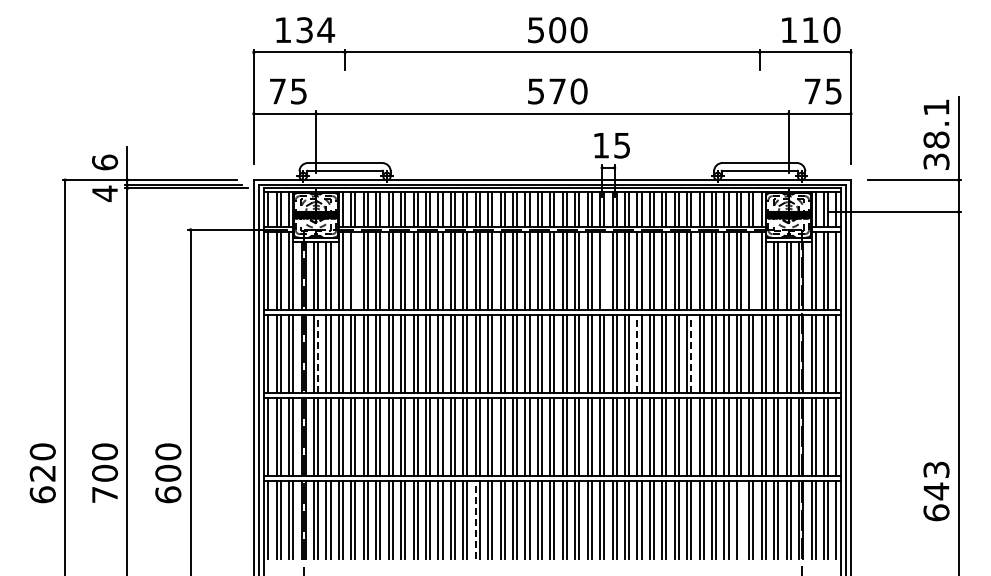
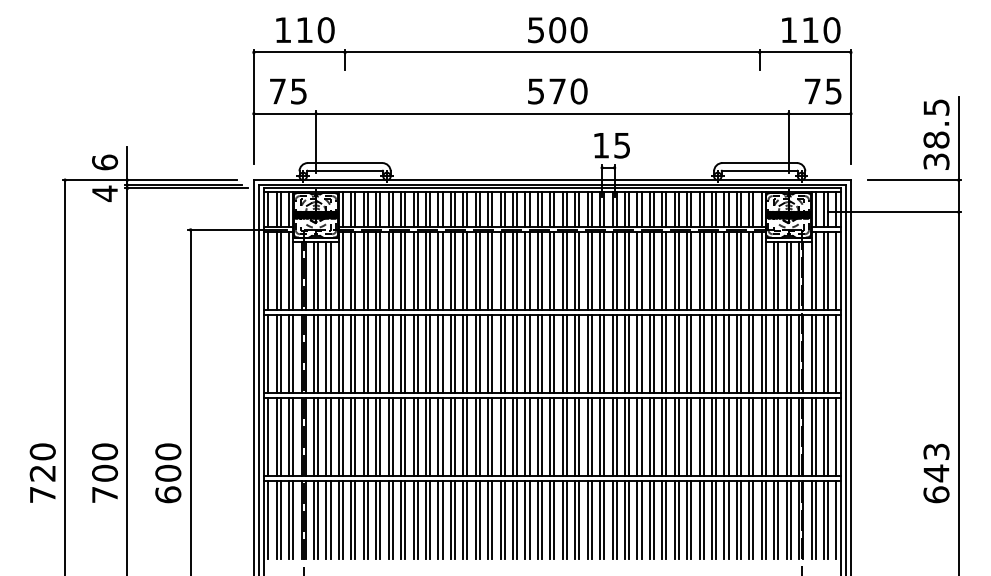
text: 134 -> 110 (315, 30)
text: 38.1 -> 38.5 (936, 107)
line: none -> present (355, 271)
line: none -> present (604, 271)
line: none -> present (753, 271)
line: dashed -> solid (318, 354)
line: dashed -> solid (637, 354)
line: dashed -> solid (691, 354)
text position: (936, 491) -> (936, 473) (936, 473)
text: 620 -> 720 (42, 494)
line: dashed -> solid (475, 519)
line: none -> present (741, 519)
